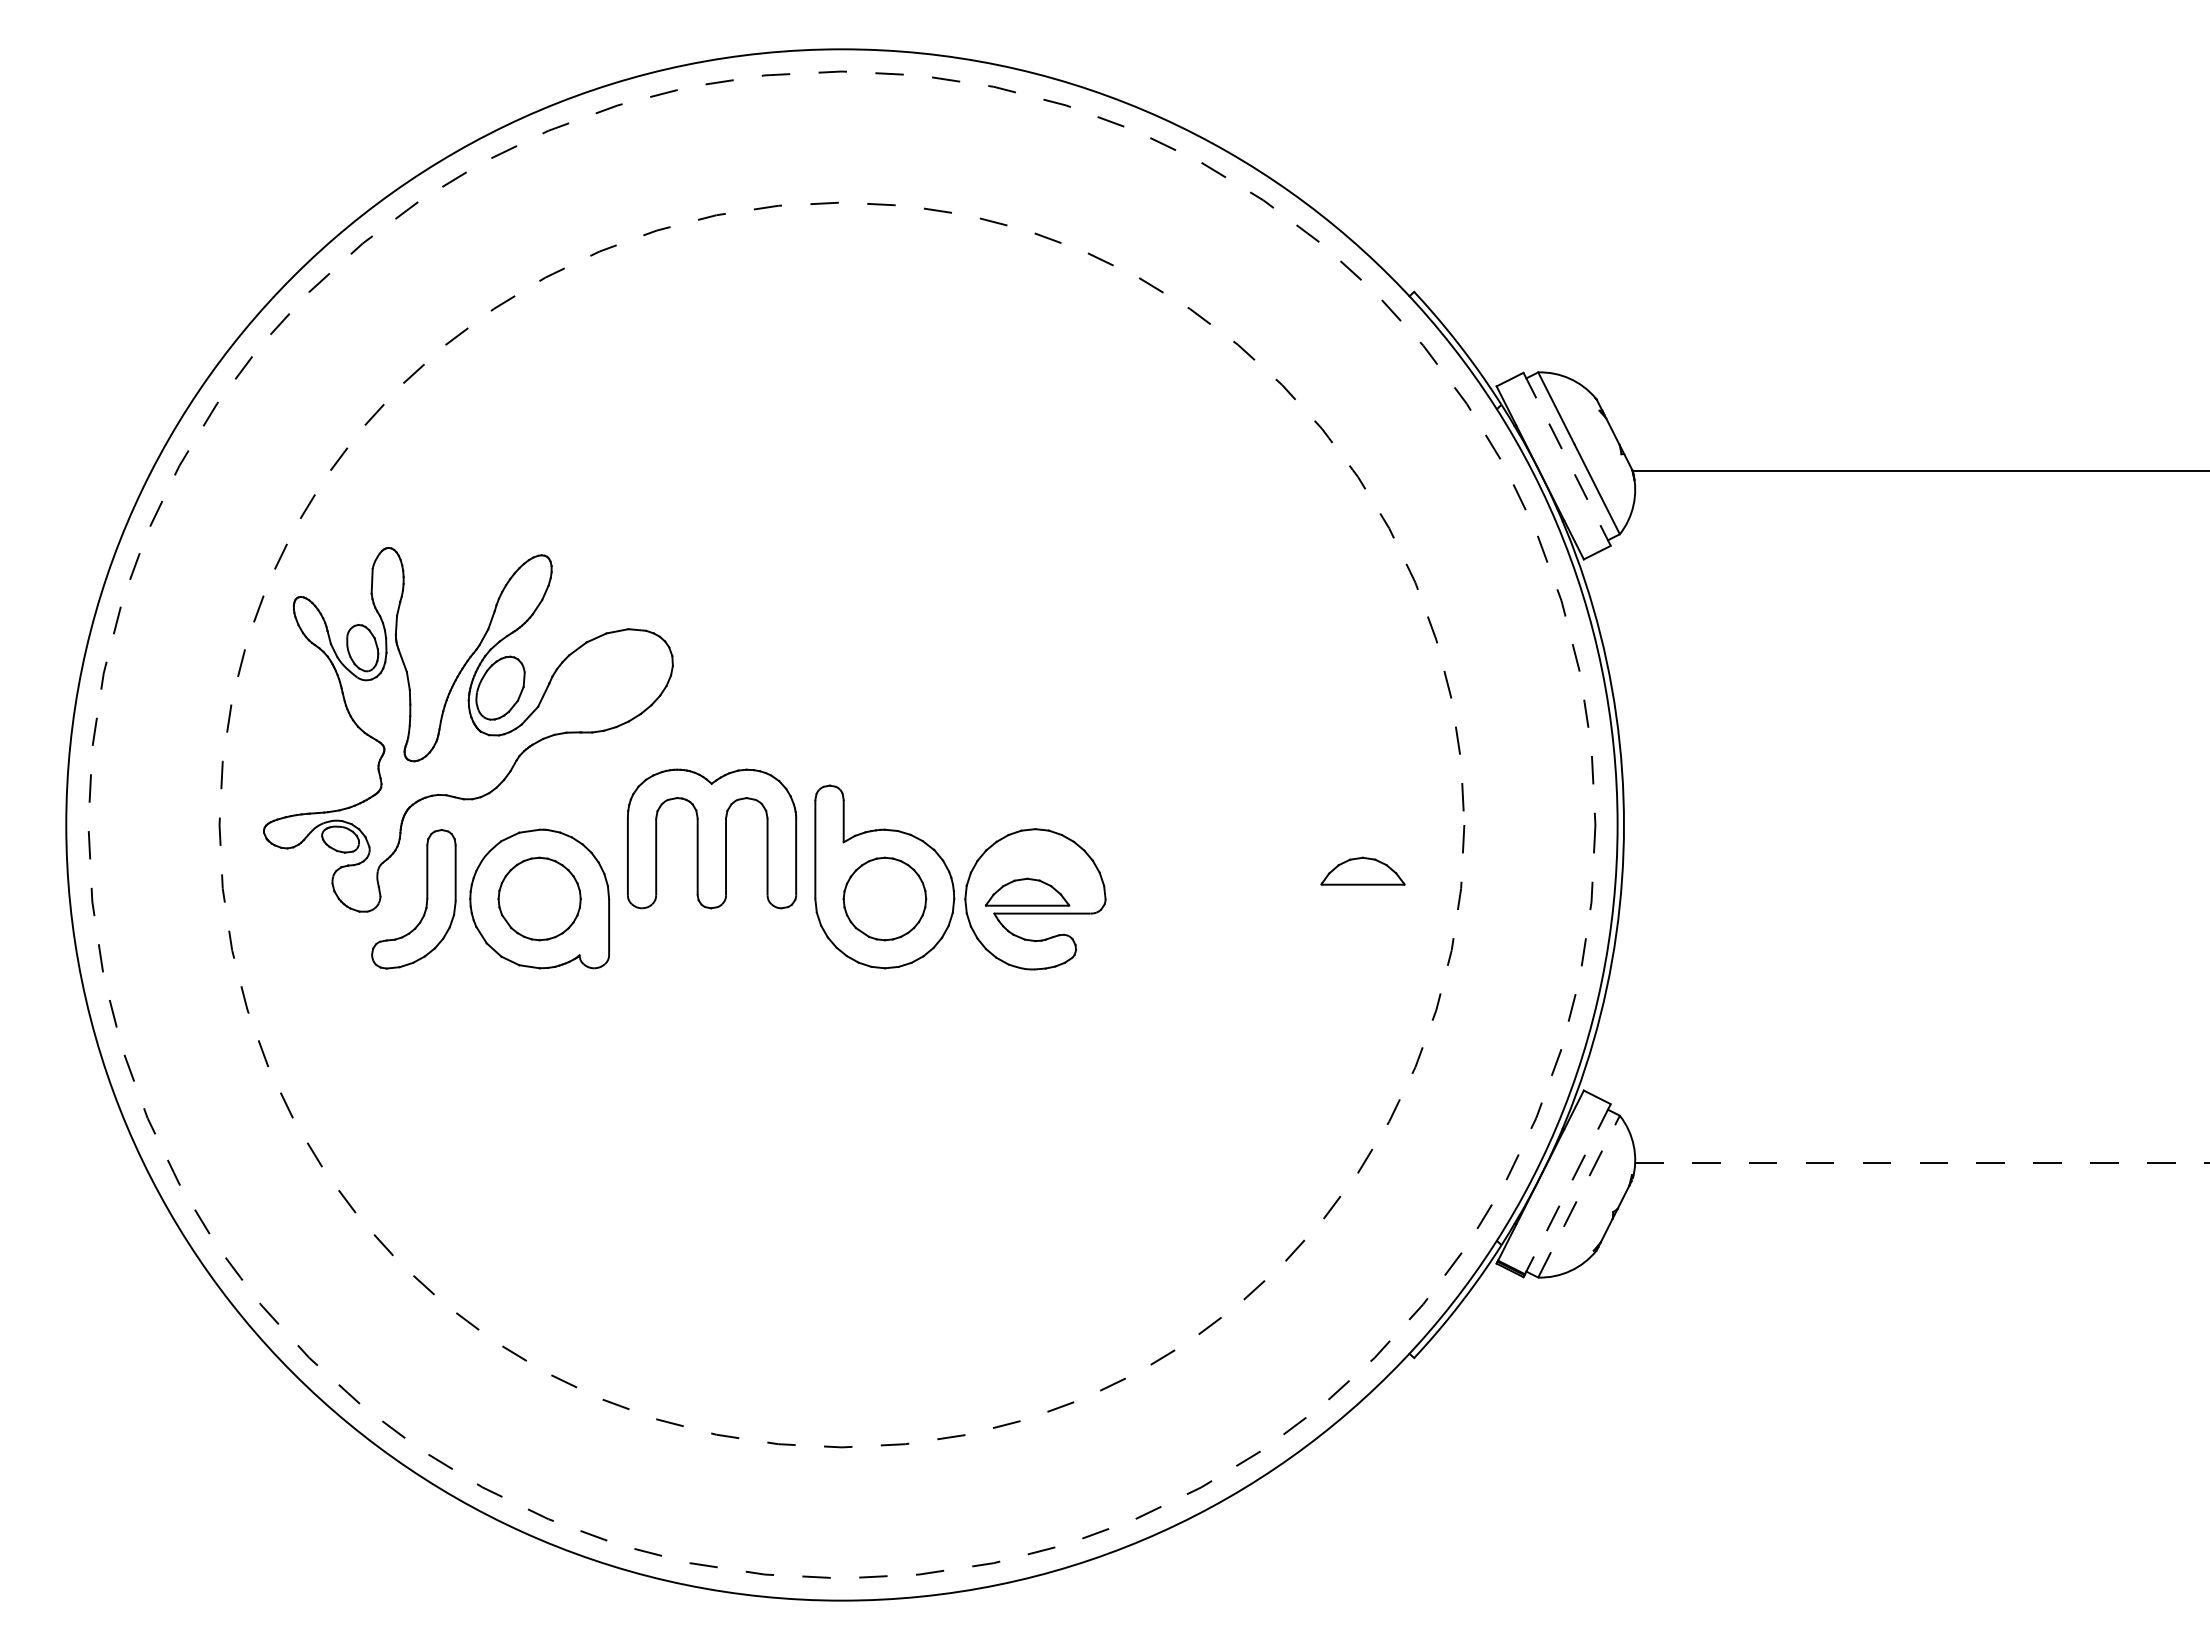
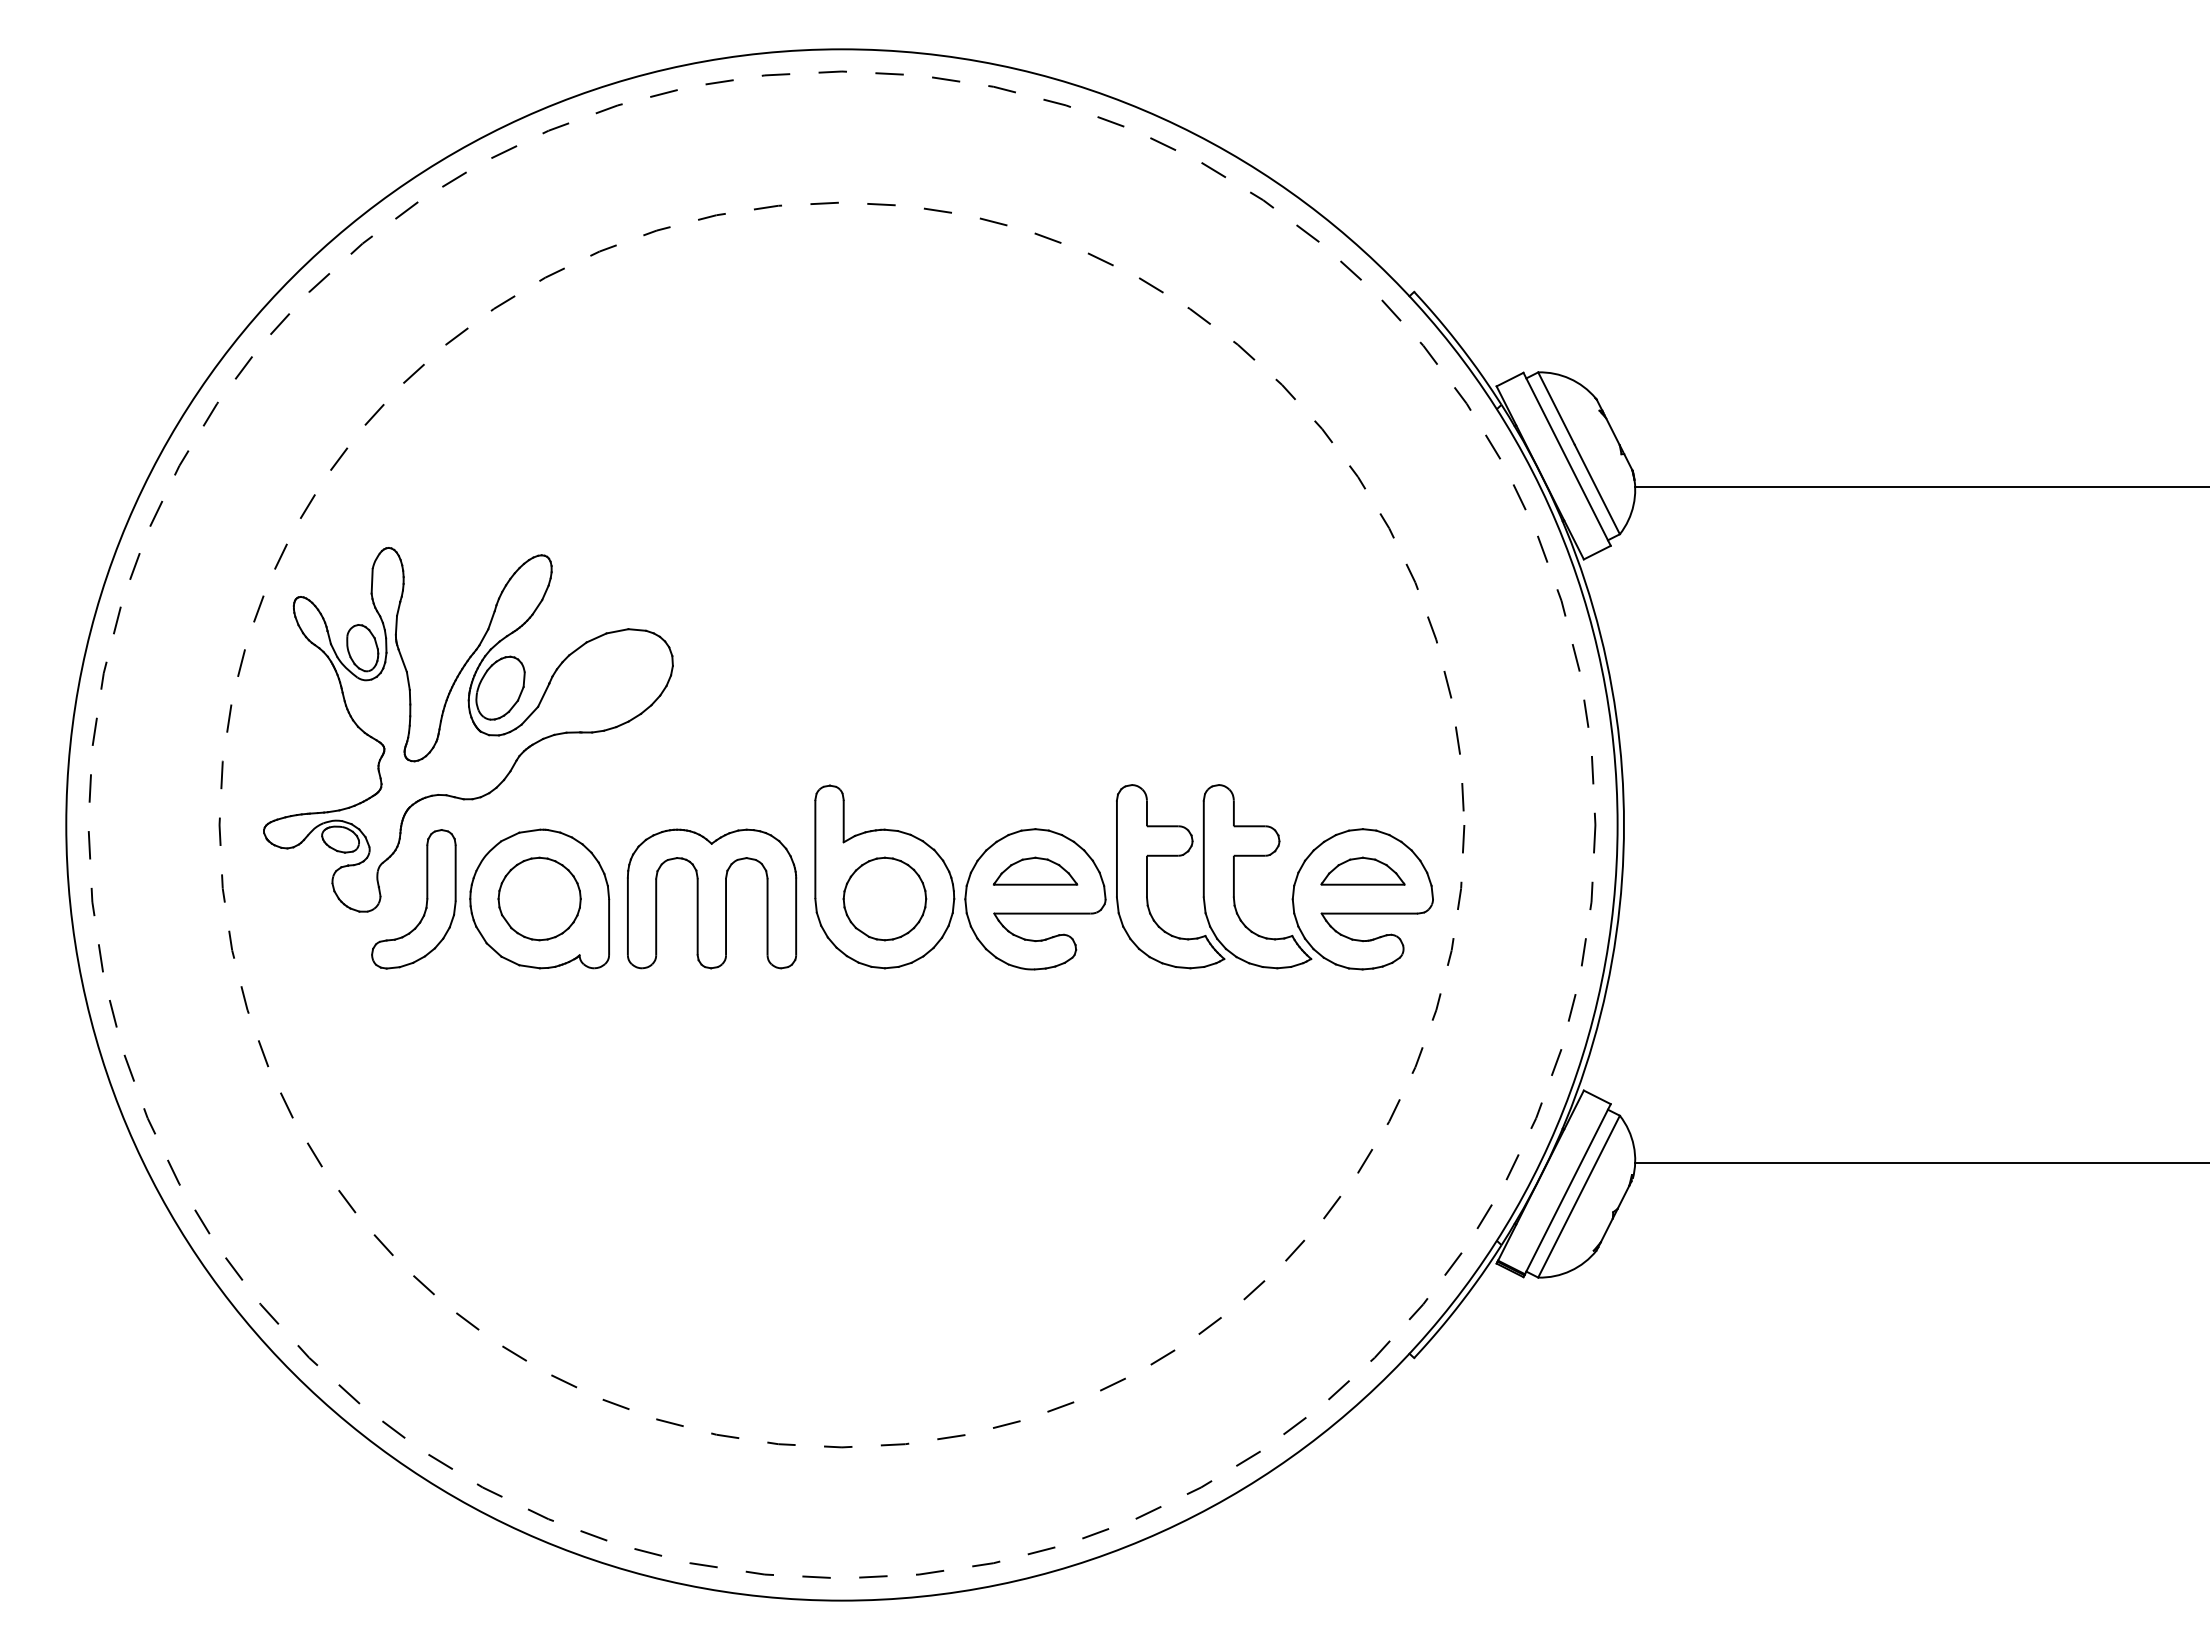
line: dashed -> solid (1567, 459)
line position: (1920, 471) -> (1920, 487) (1920, 487)
part position: (711, 838) -> (711, 898) (711, 898)
part: none -> present (1293, 884)
part position: (1027, 891) -> (1035, 870) (1035, 870)
line: dashed -> solid (1923, 1162)
line: dashed -> solid (1567, 1189)
line: dashed -> solid (1579, 1196)
